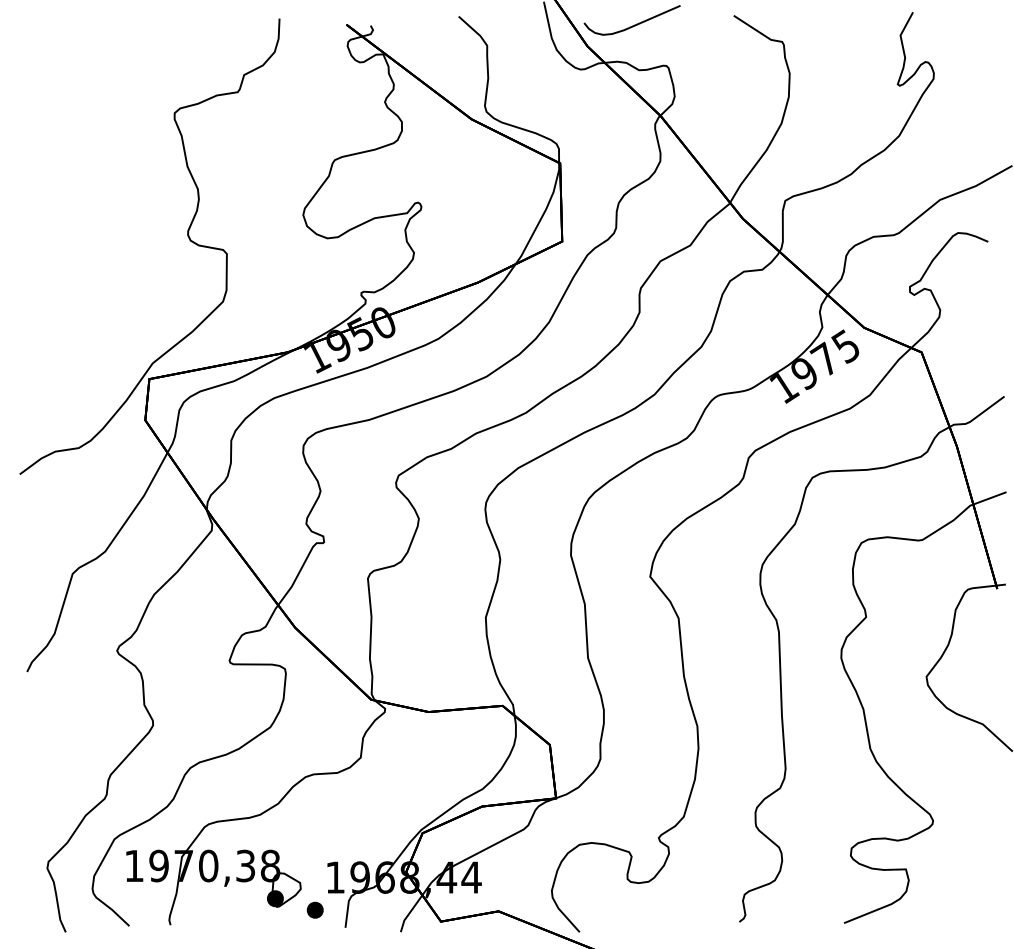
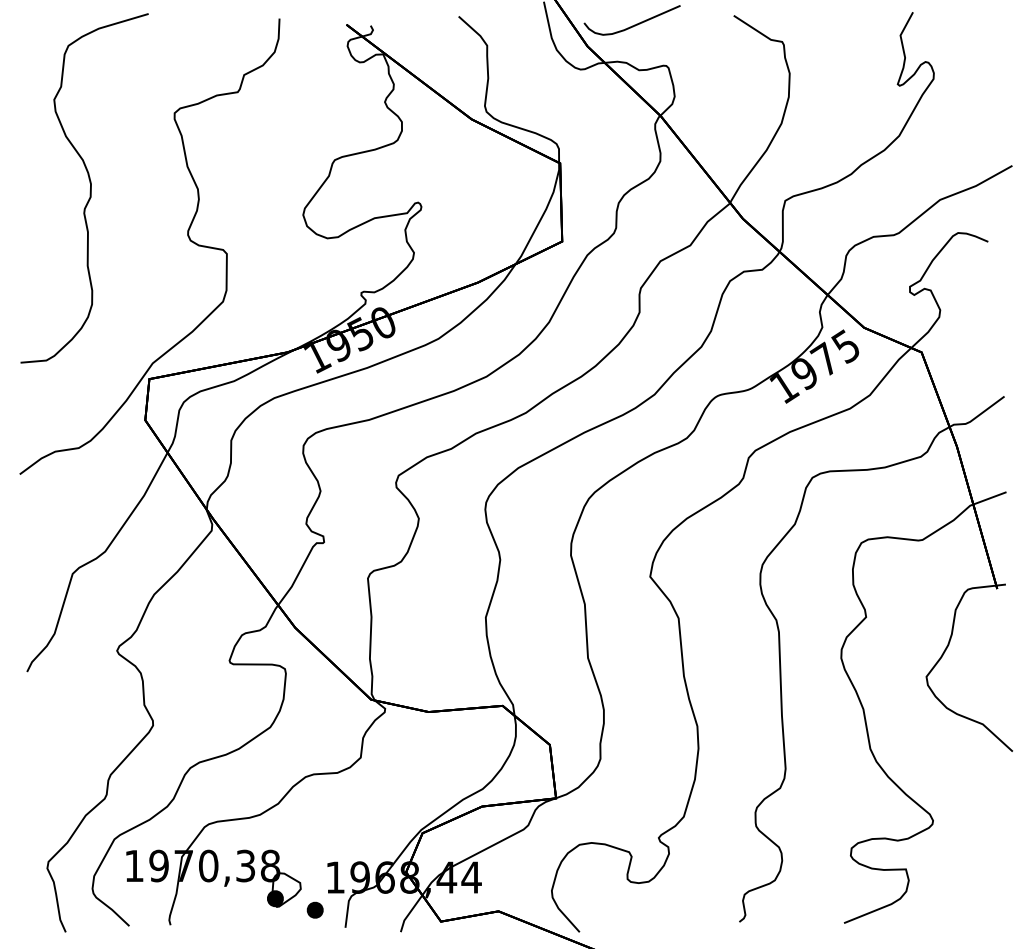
curve: none -> present (89, 191)
